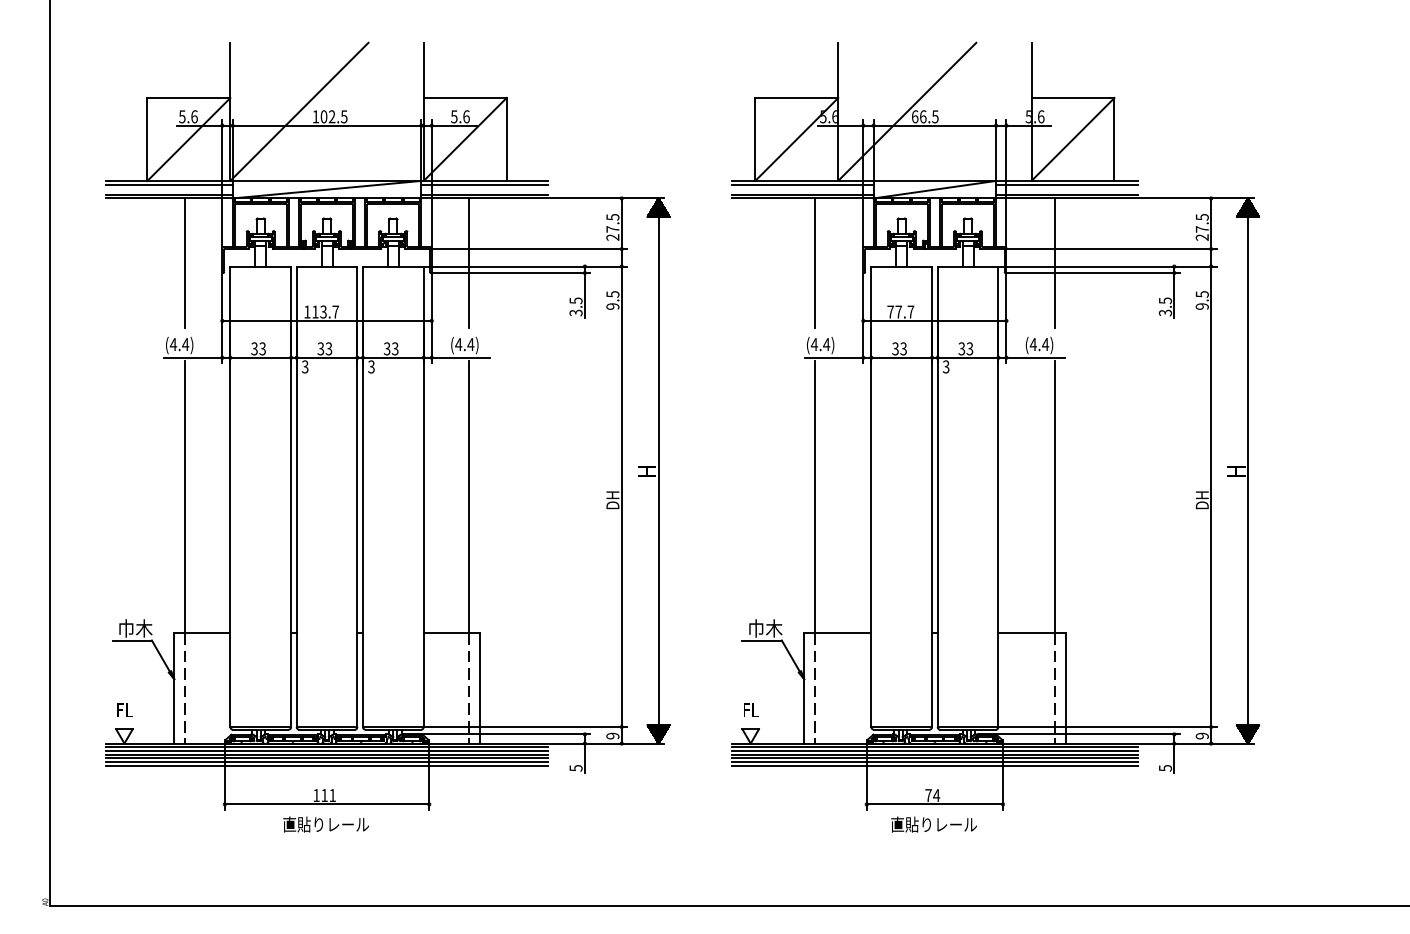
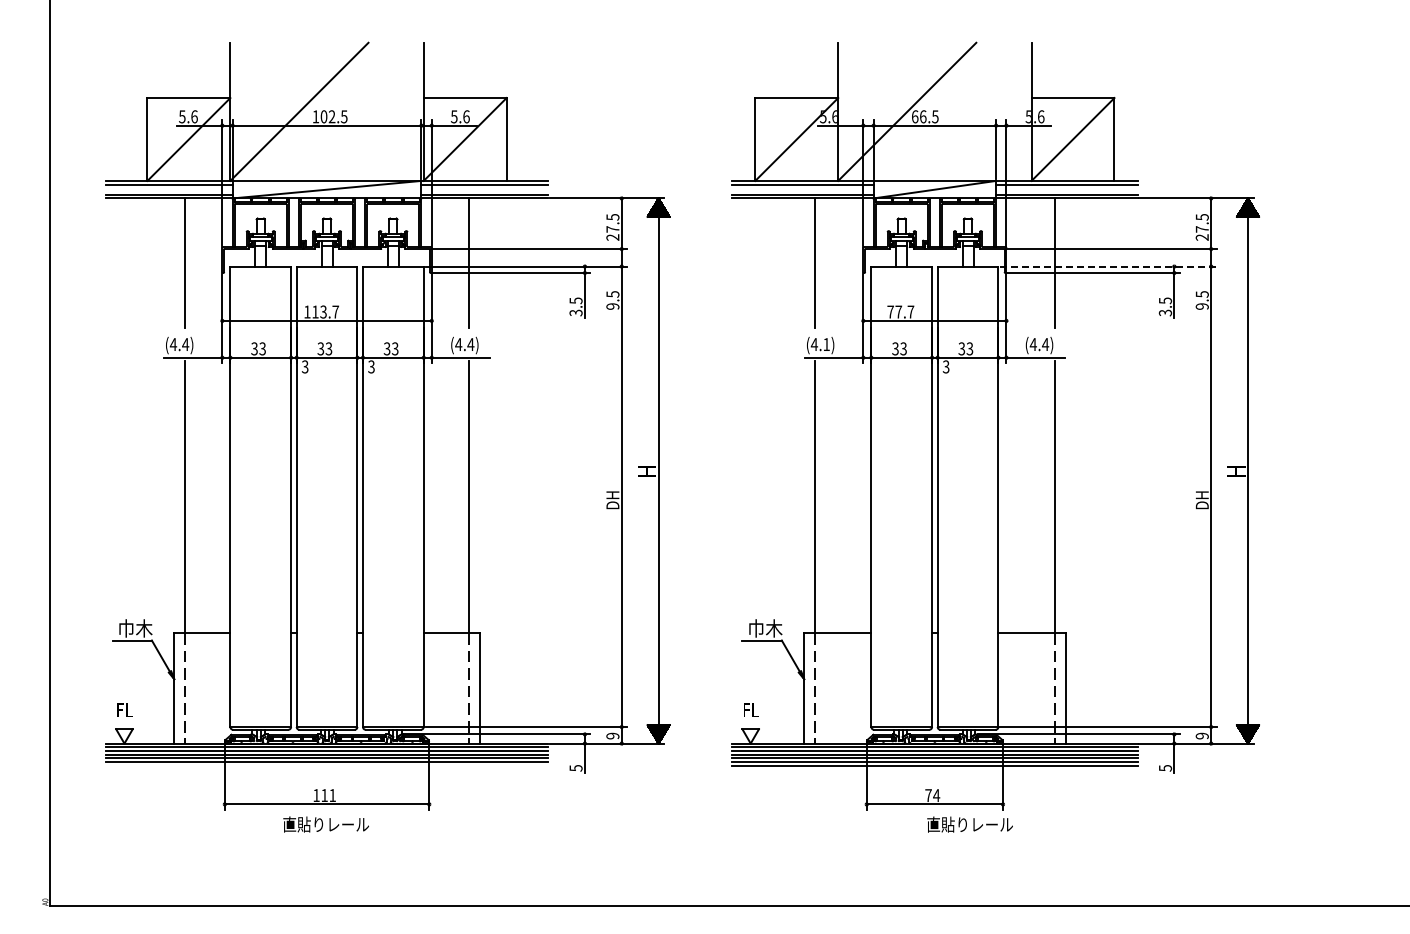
line: solid -> dashed (1108, 266)
text: (4.4) -> (4.1) (826, 344)
line: present -> none (327, 765)
text position: (933, 824) -> (969, 824) (969, 824)
